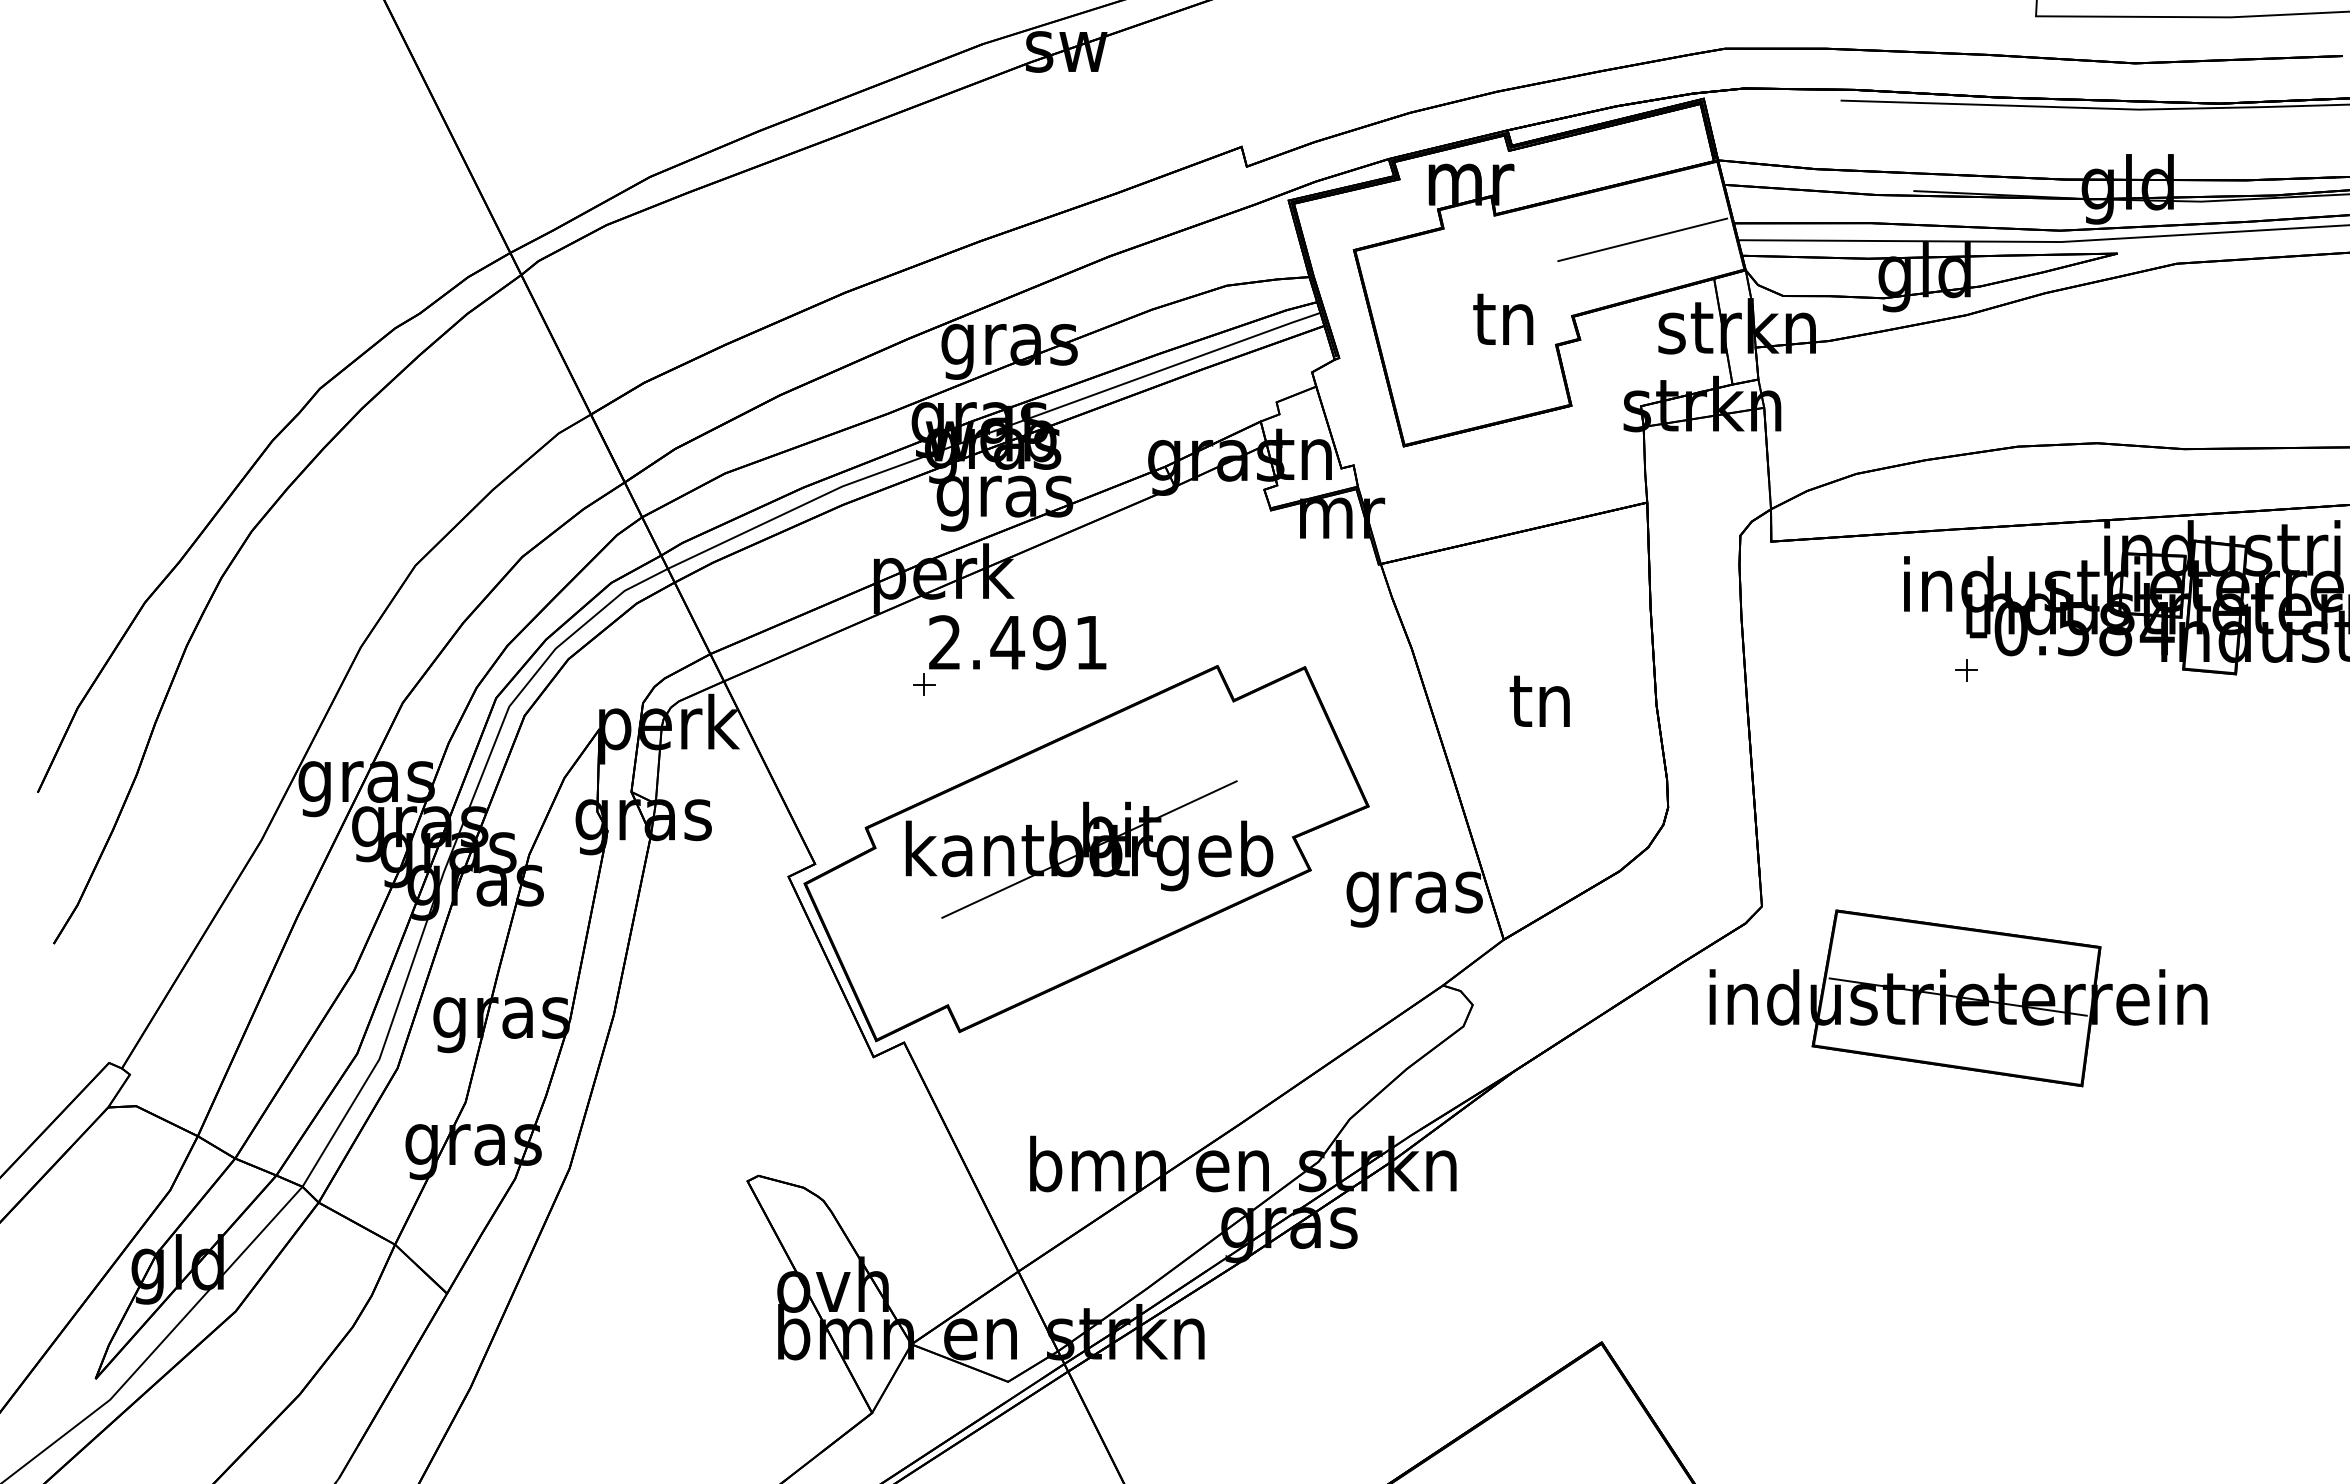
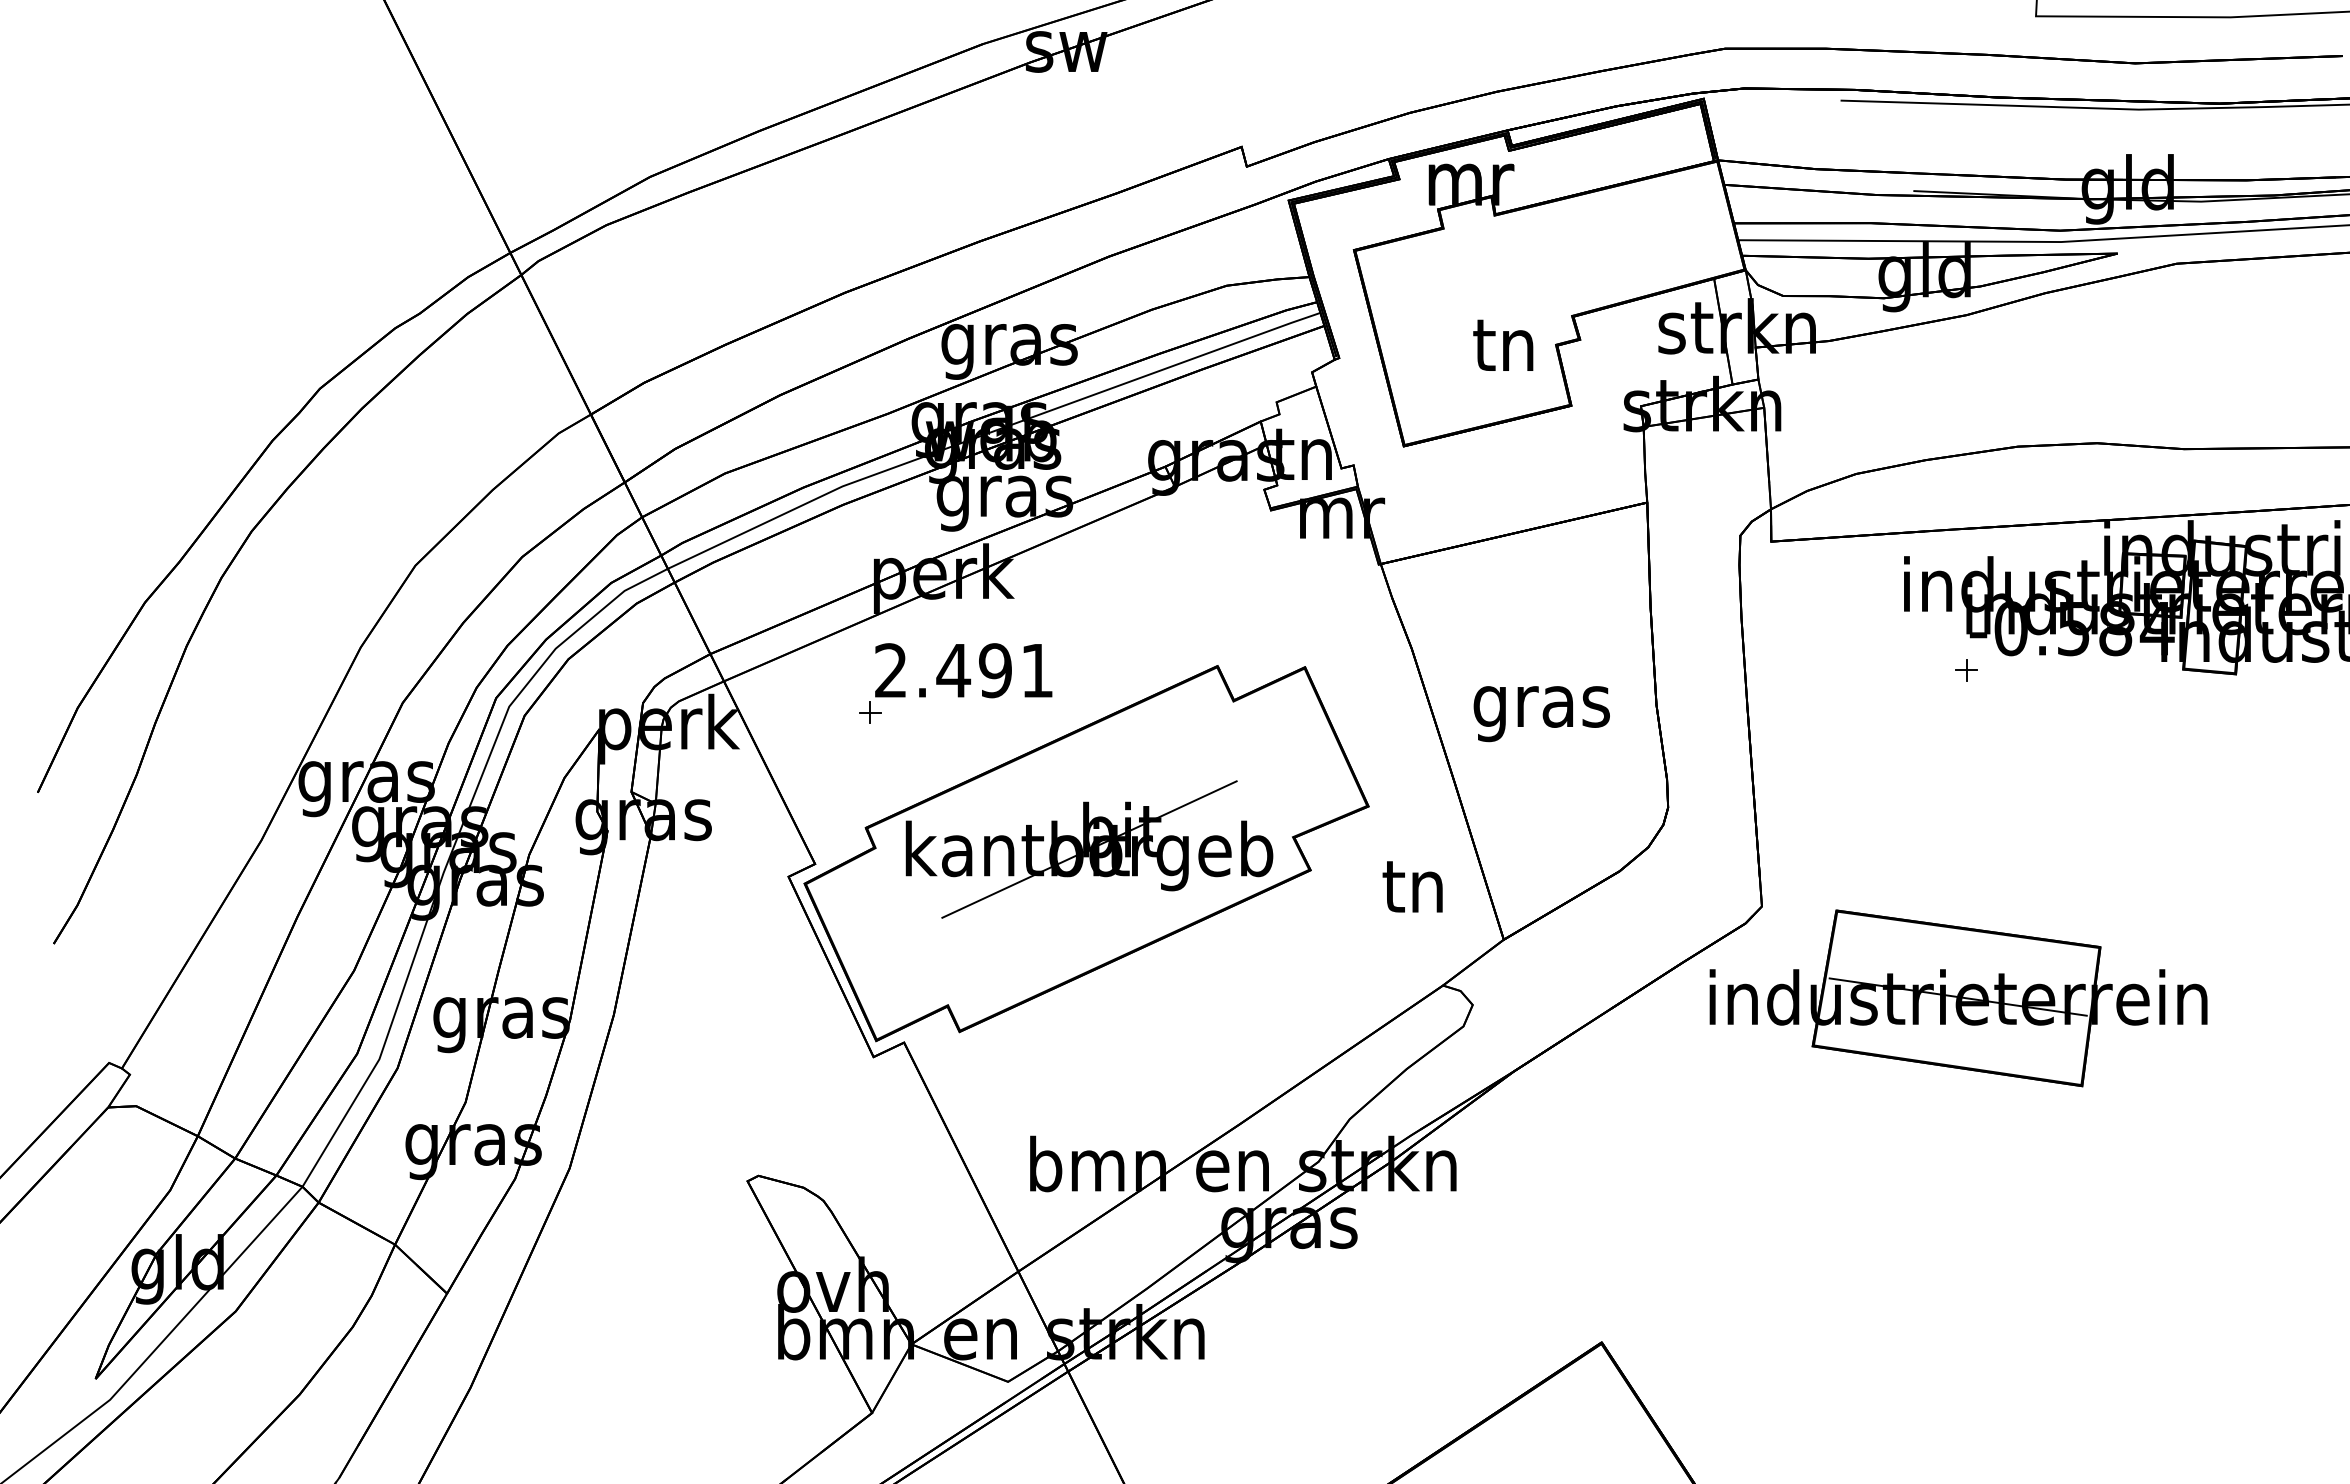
line: present -> none (1642, 239)
text position: (1503, 318) -> (1503, 344) (1503, 344)
part position: (1009, 655) -> (955, 683) (955, 683)
text: tn -> gras (1541, 708)
text: gras -> tn (1414, 894)
